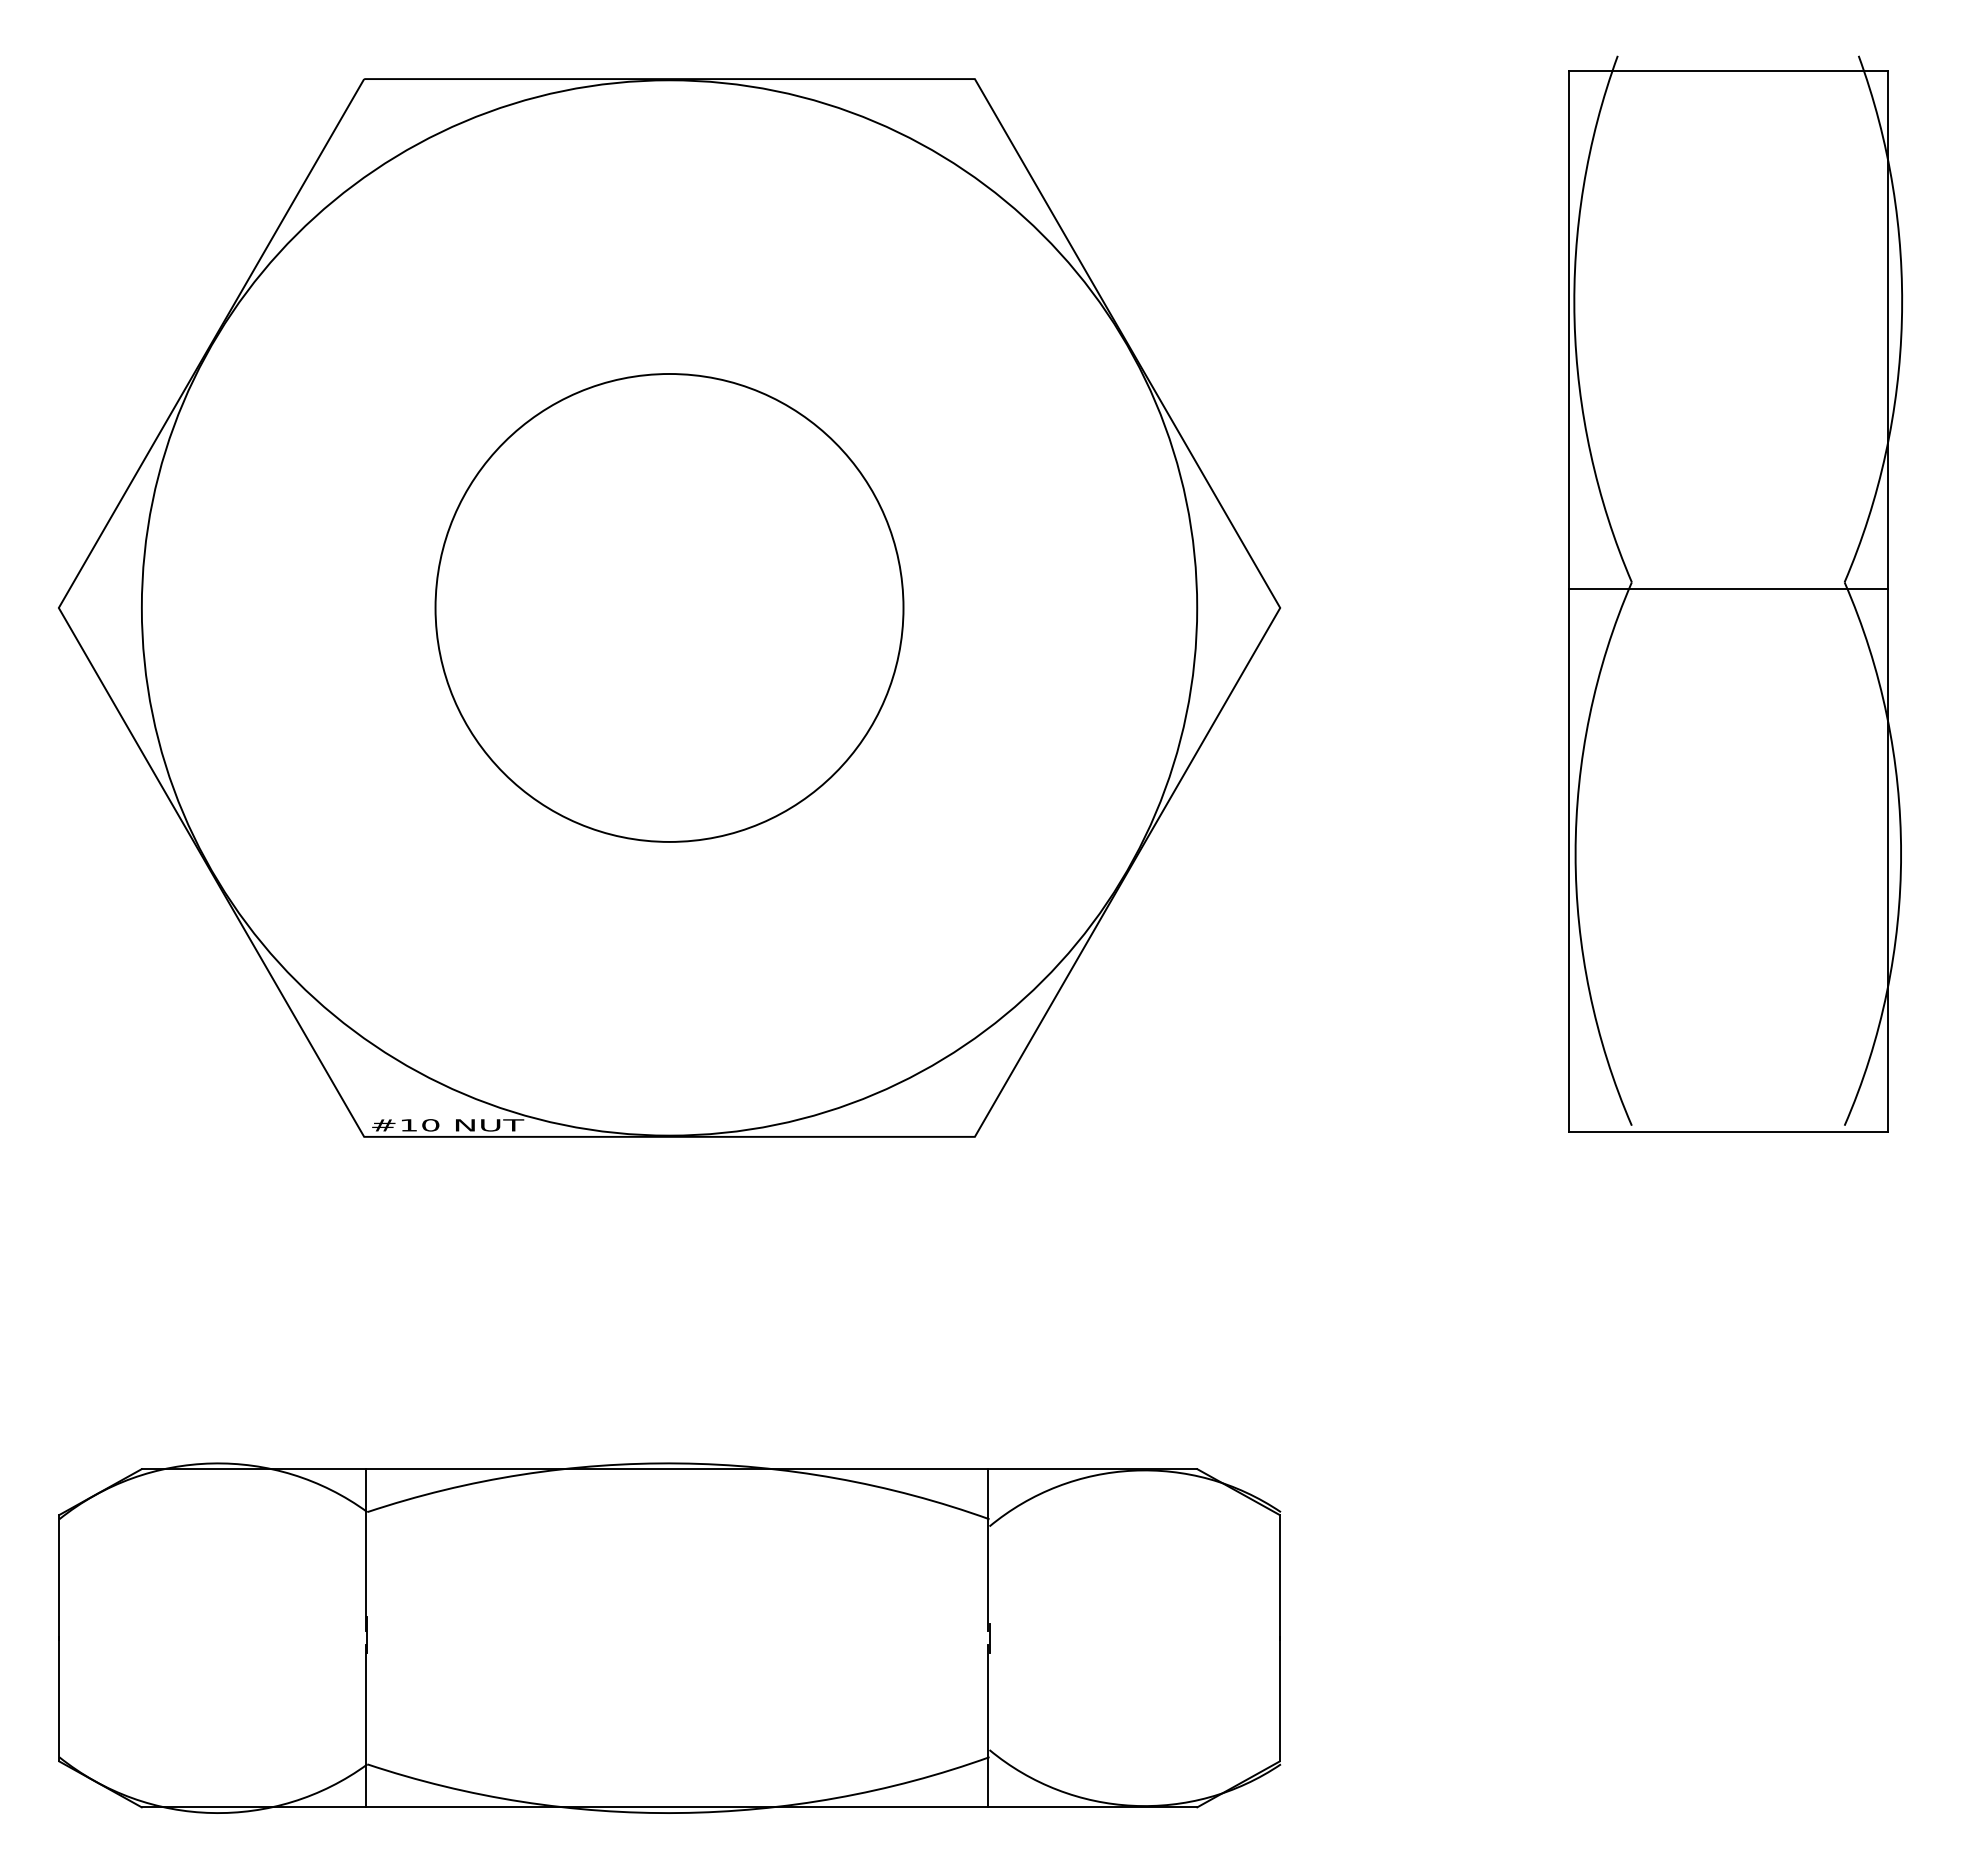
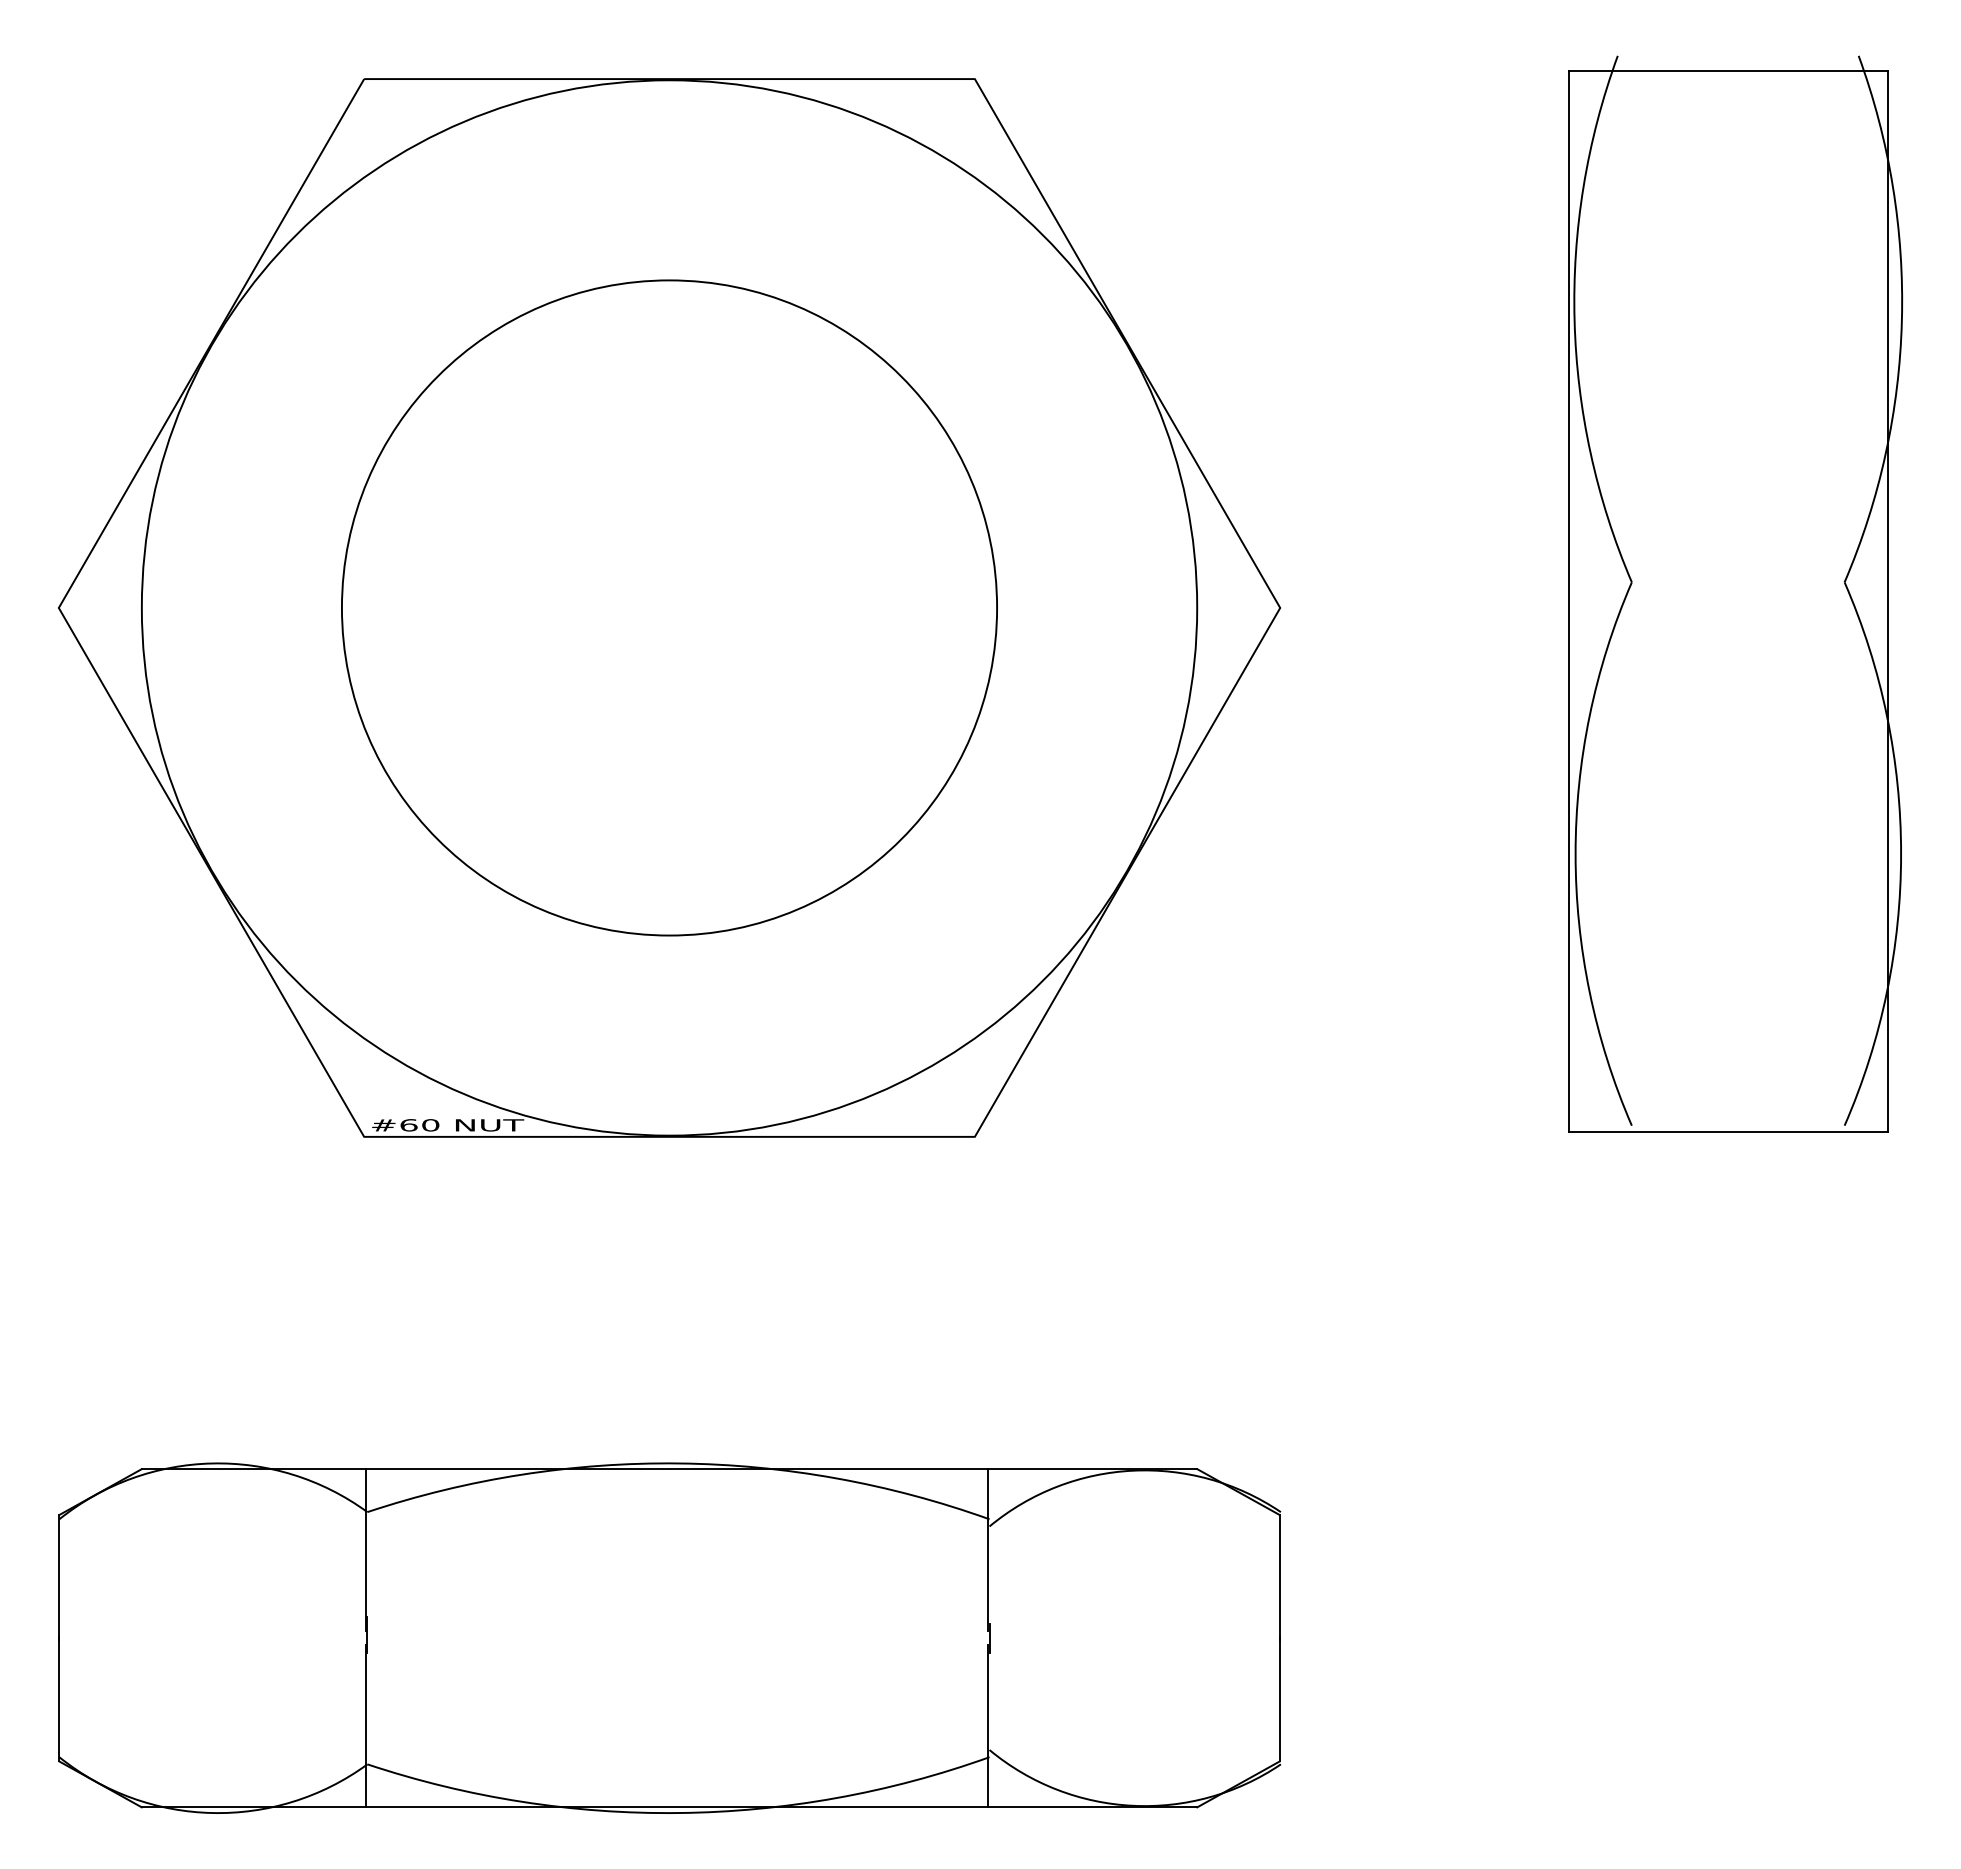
line: present -> none (1727, 589)
circle diameter: 468 px -> 655 px (669, 607)
text: #10 -> #60 (408, 1125)
